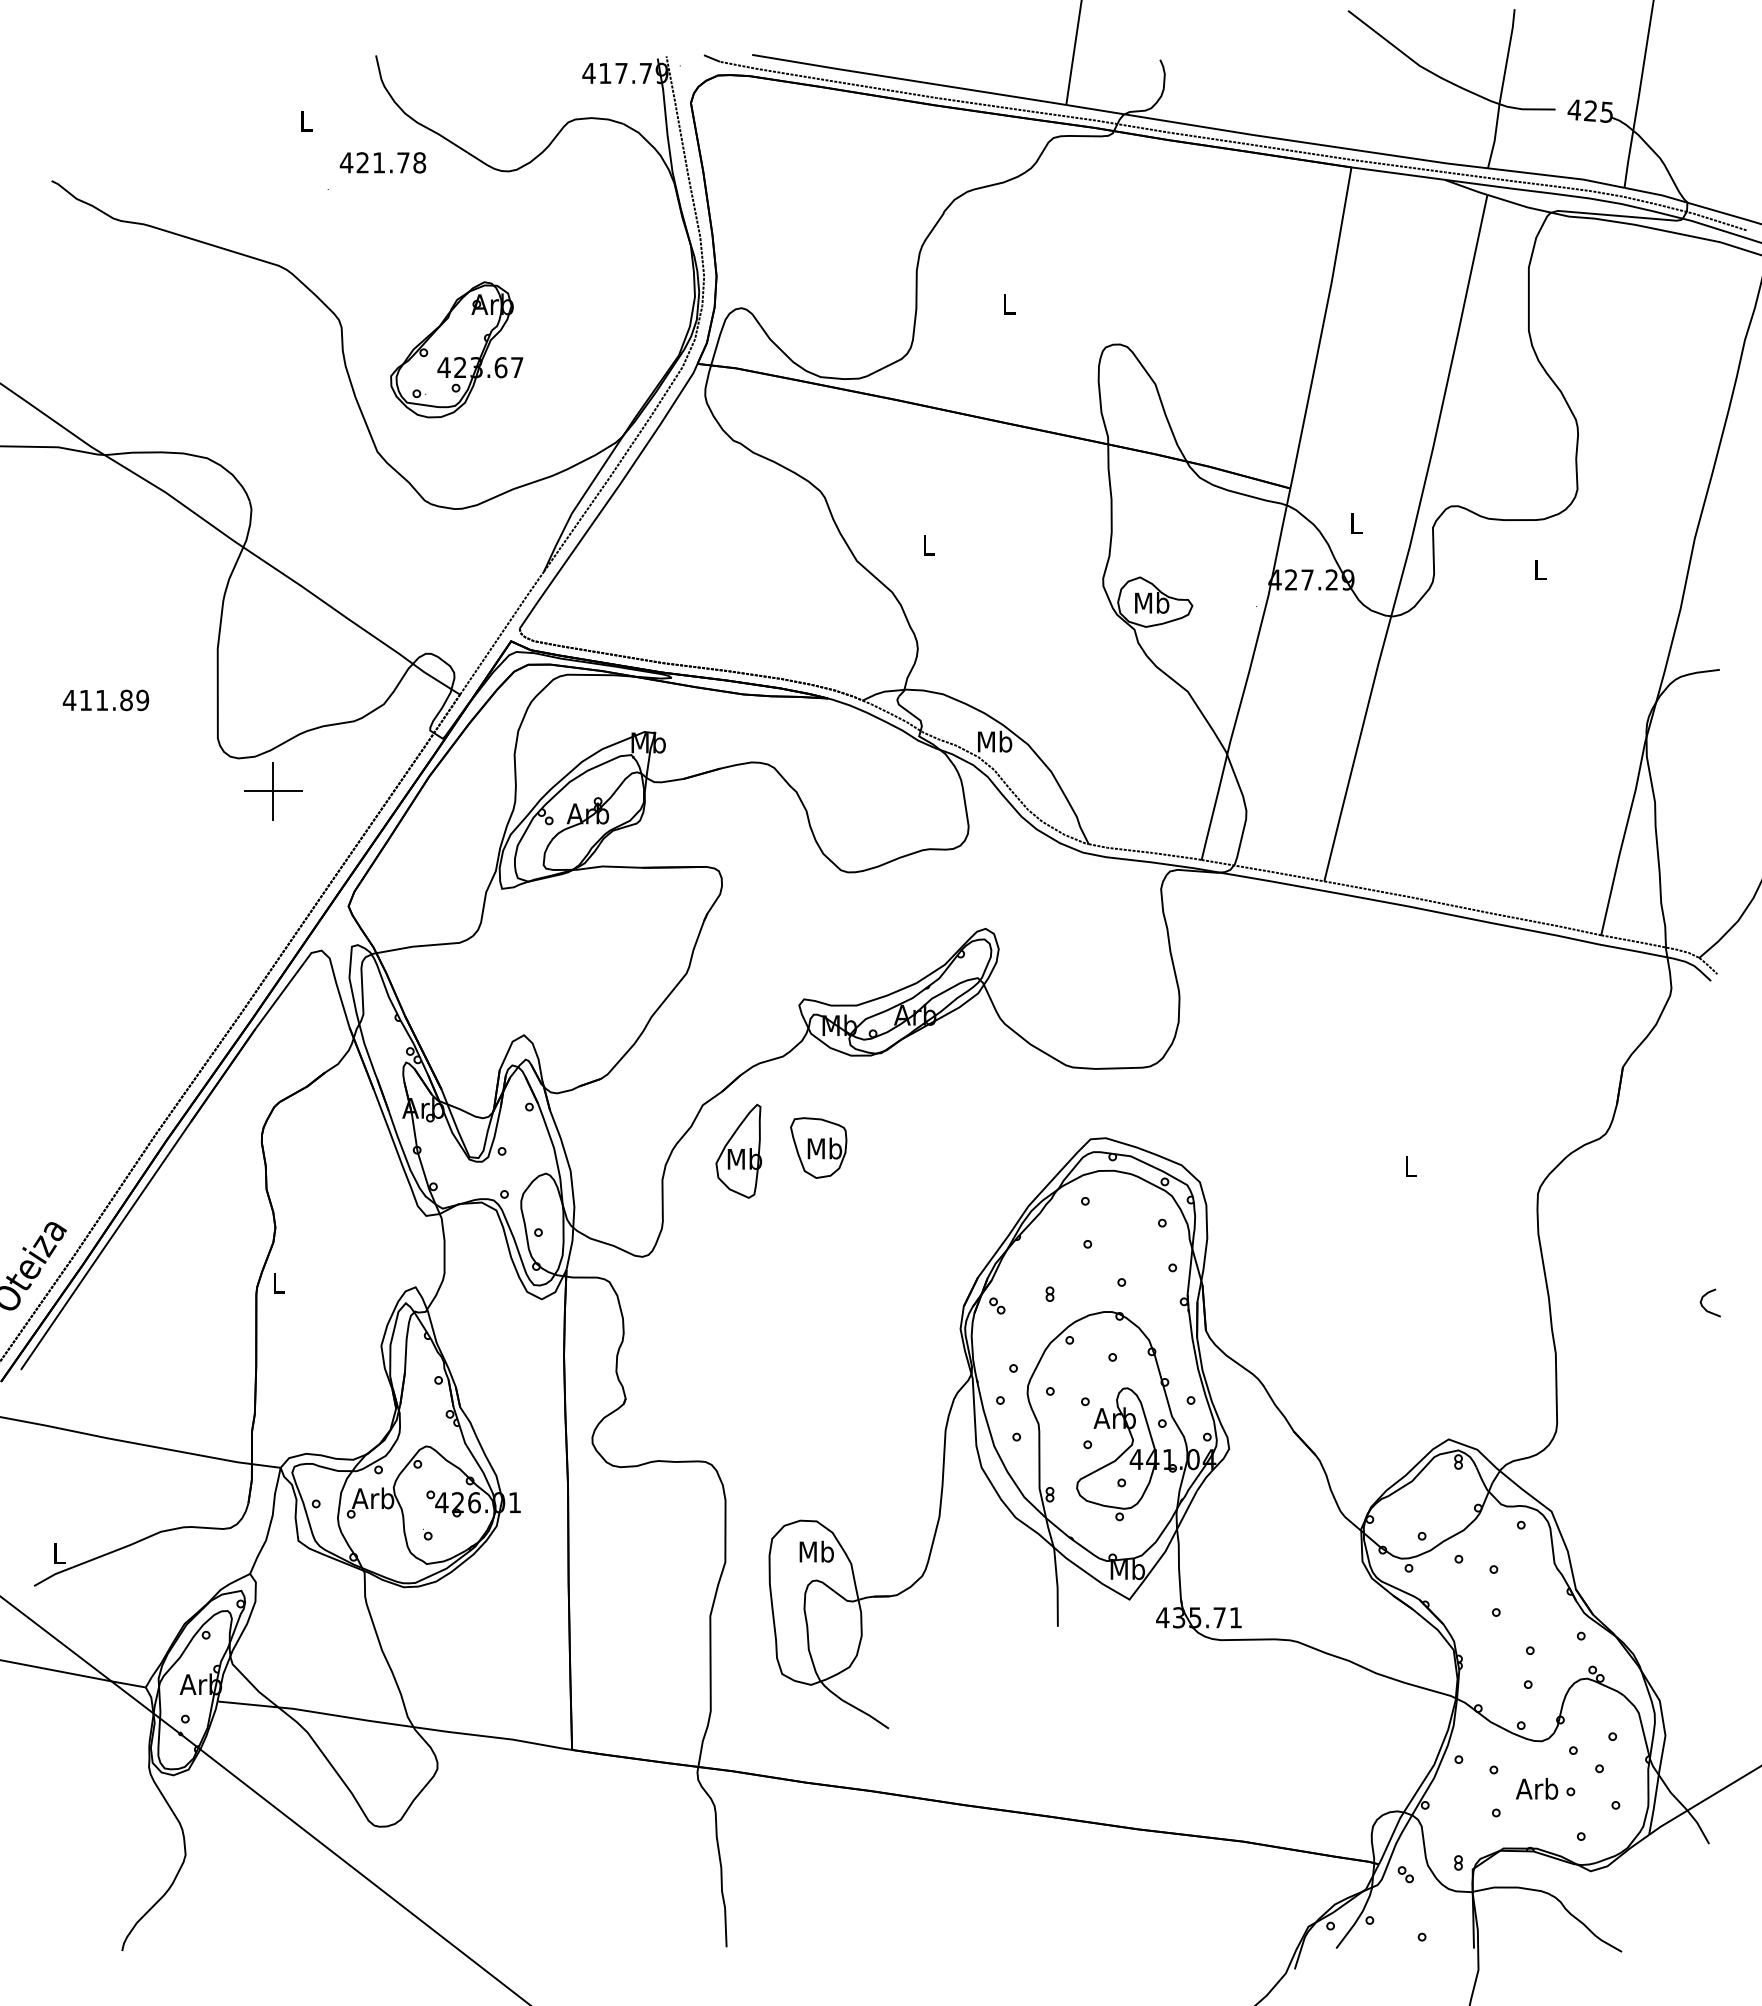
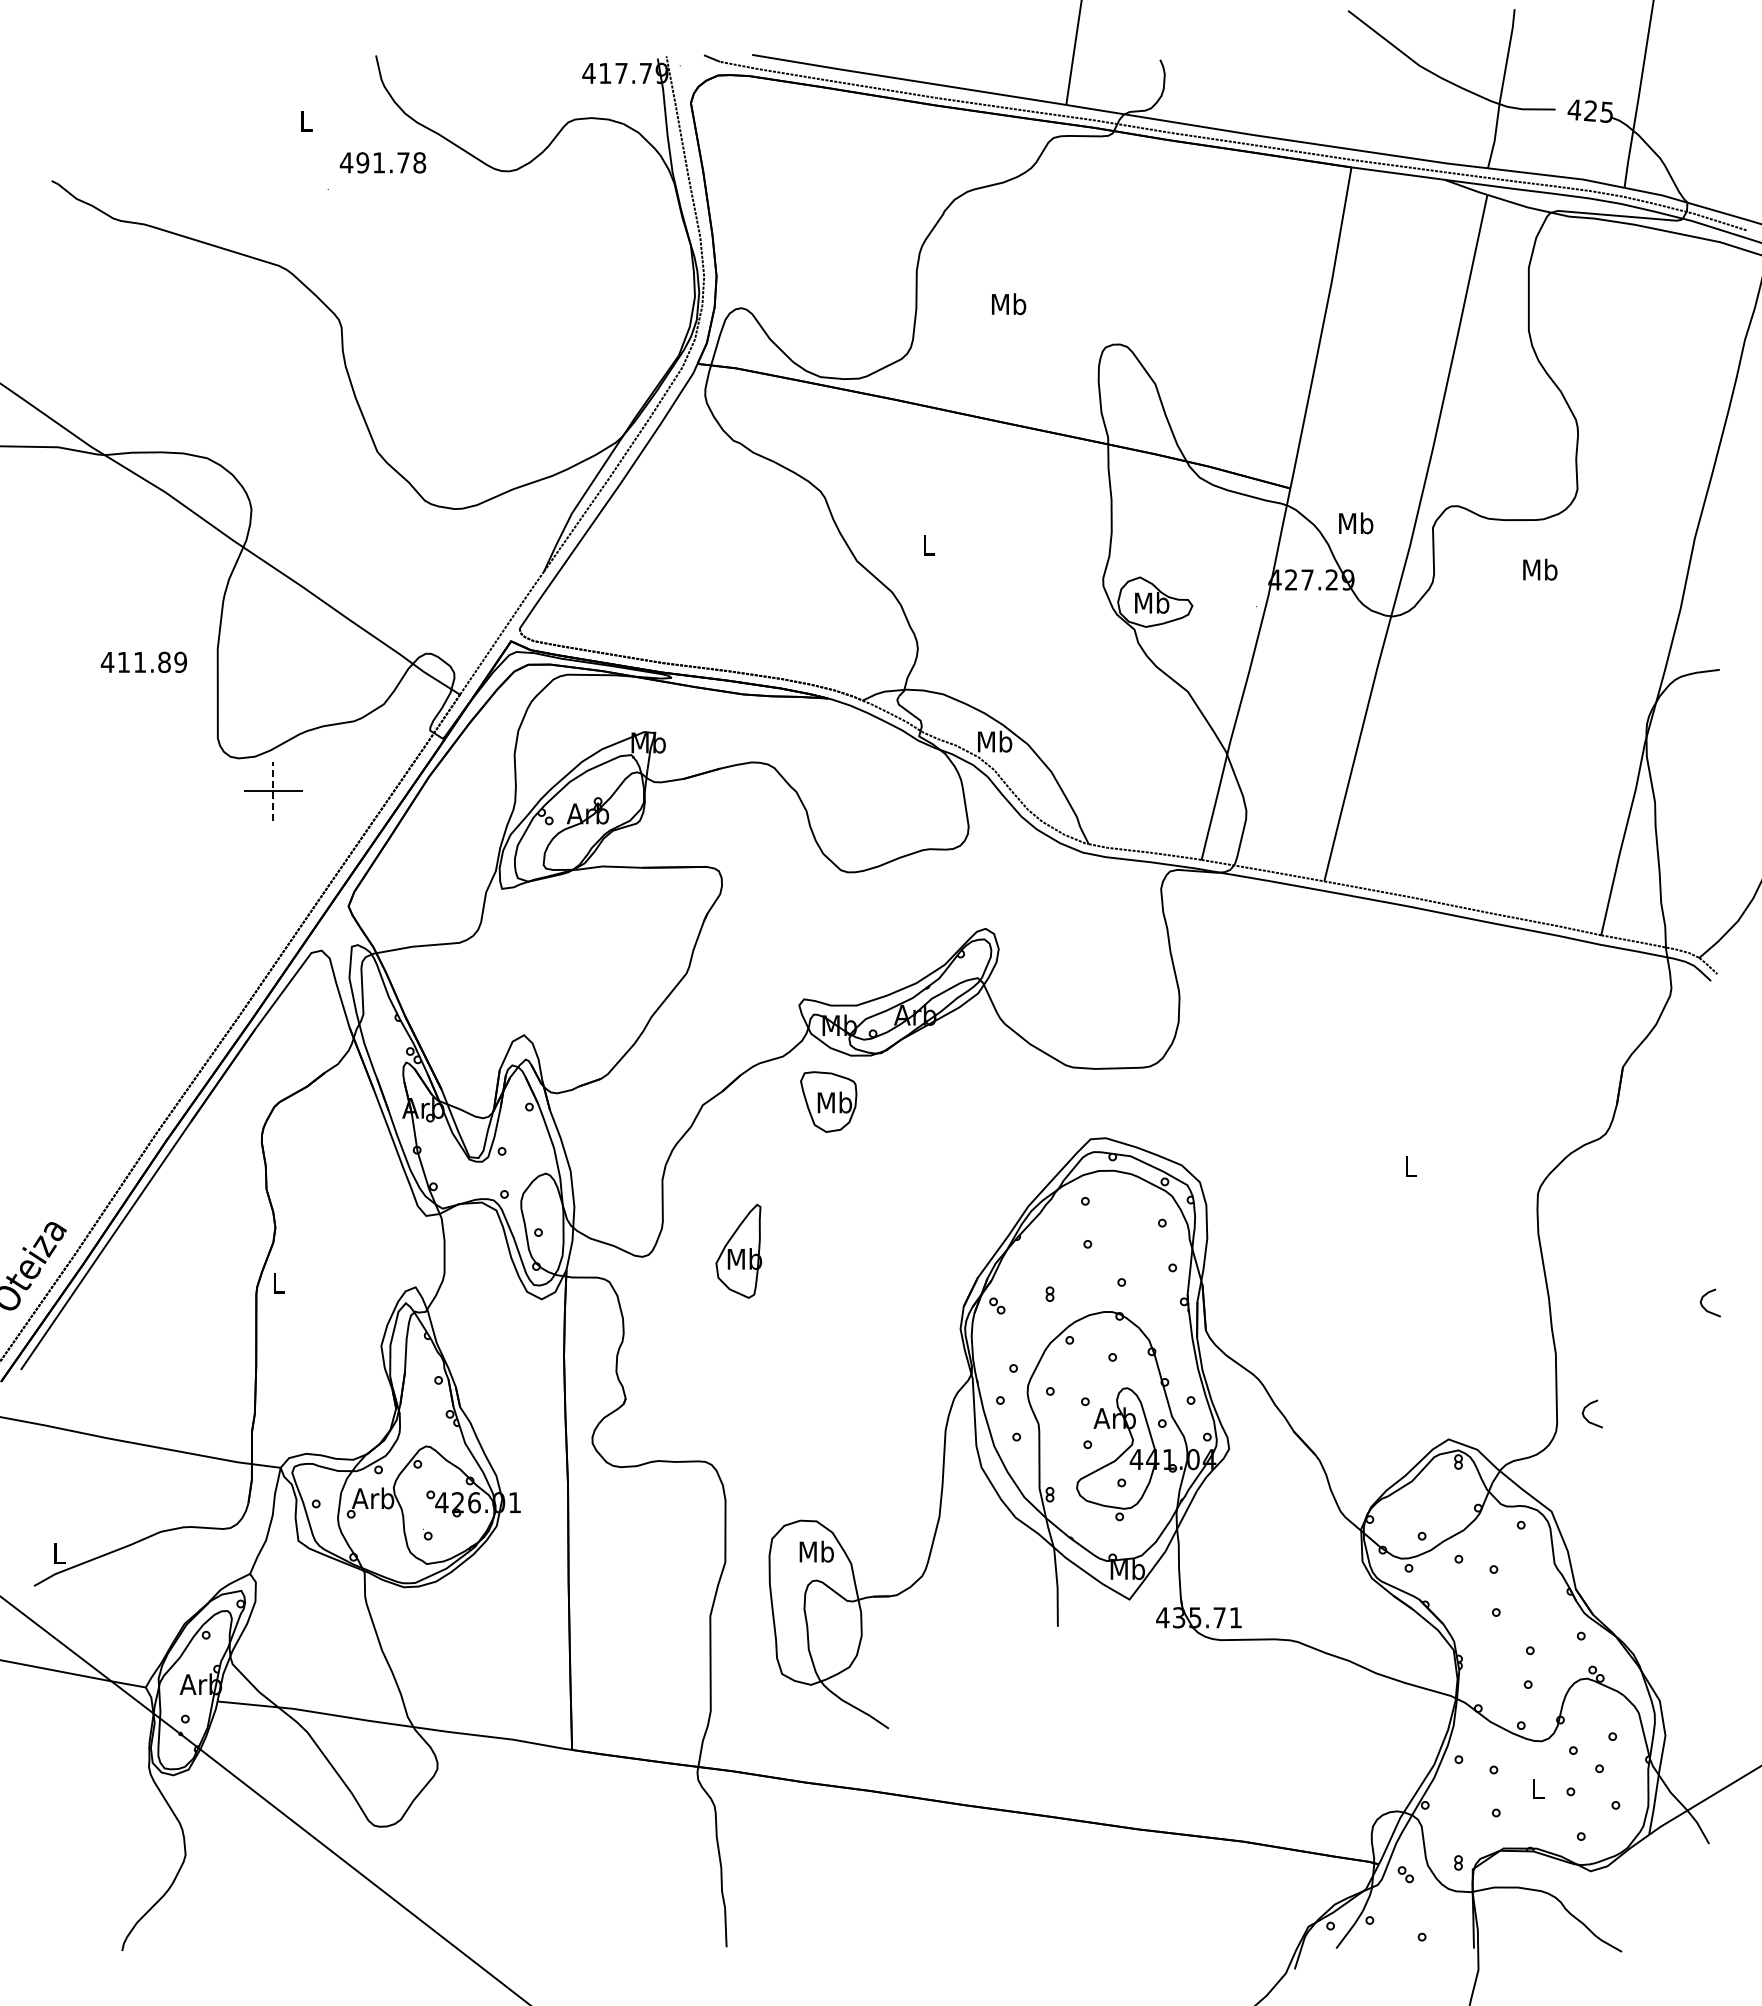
text: 421.78 -> 491.78 (362, 162)
text: L -> Mb (1009, 304)
part: present -> none (456, 349)
text: L -> Mb (1356, 523)
text: L -> Mb (1540, 569)
text position: (105, 700) -> (143, 662) (143, 662)
line: solid -> dashed (273, 791)
part position: (818, 1147) -> (828, 1101) (828, 1101)
part position: (738, 1150) -> (738, 1250) (738, 1250)
curve: none -> present (1584, 1414)
text: Arb -> L (1536, 1788)
